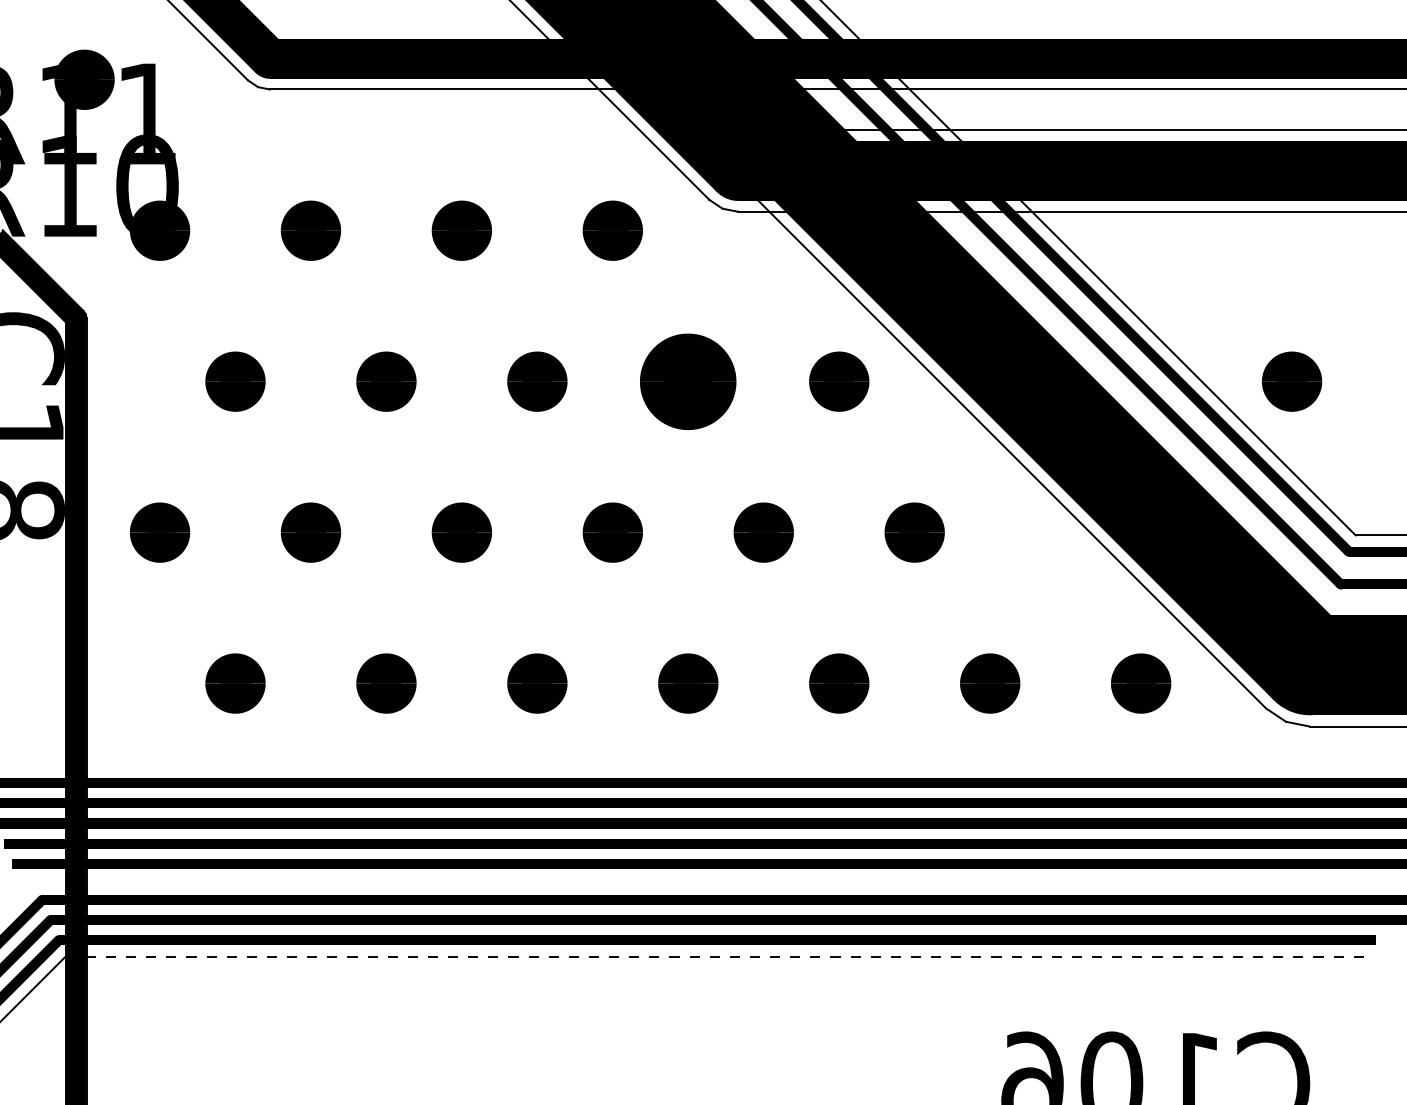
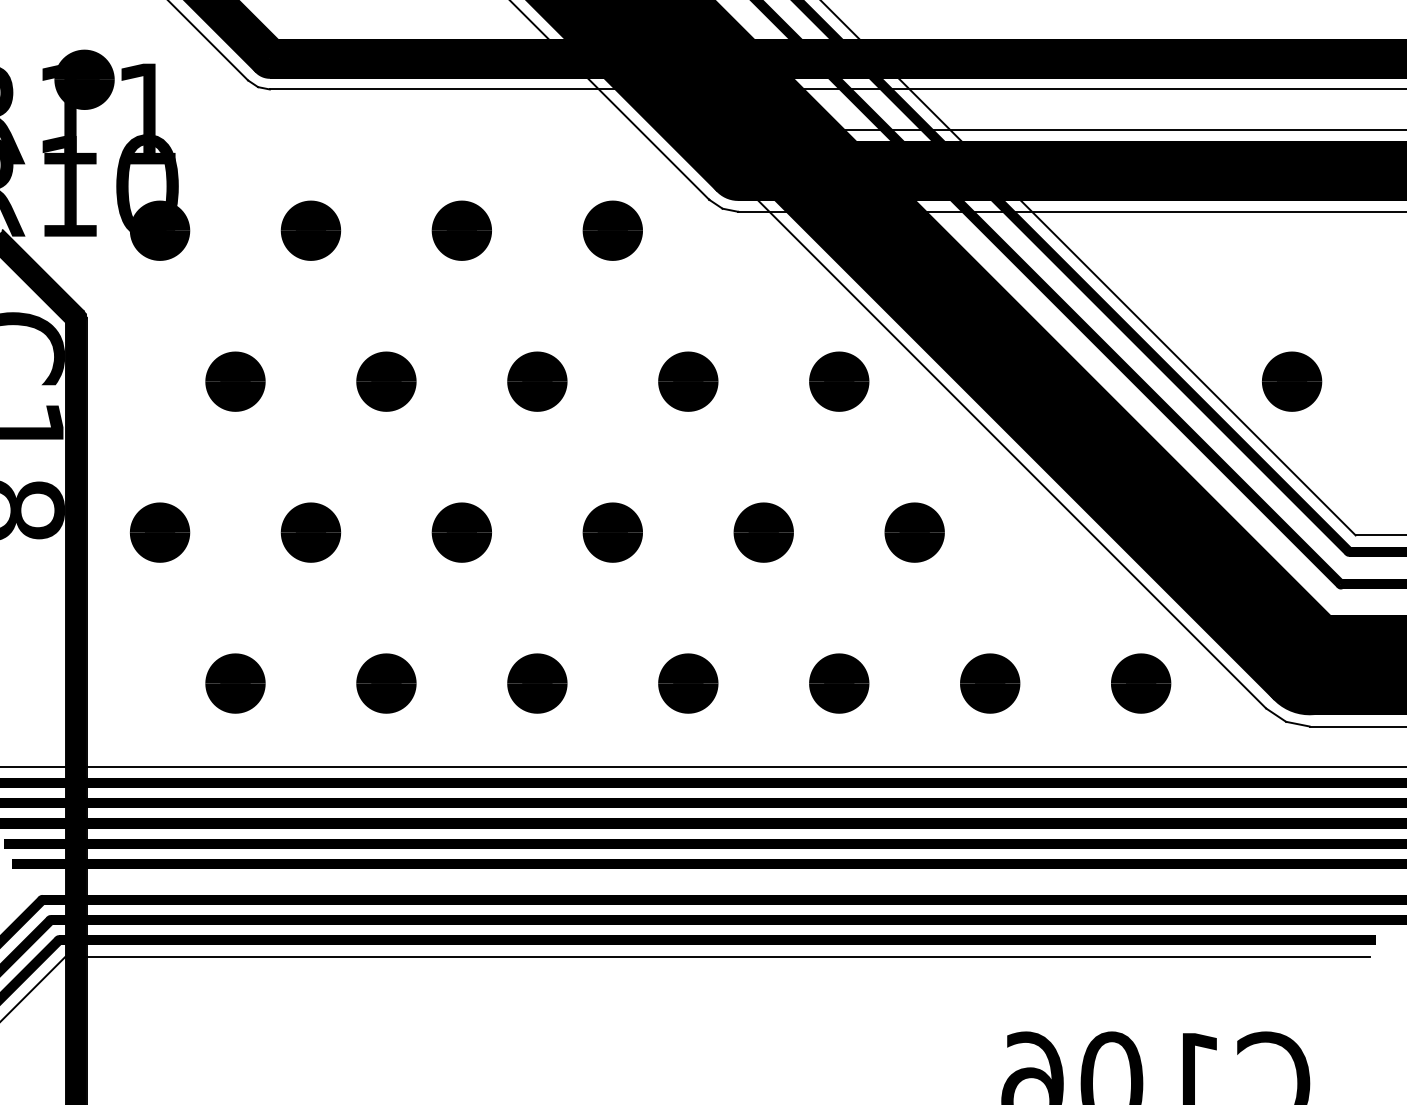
part size: 97x97 px -> 61x61 px (688, 381)
line: none -> present (702, 766)
line: dashed -> solid (717, 956)
